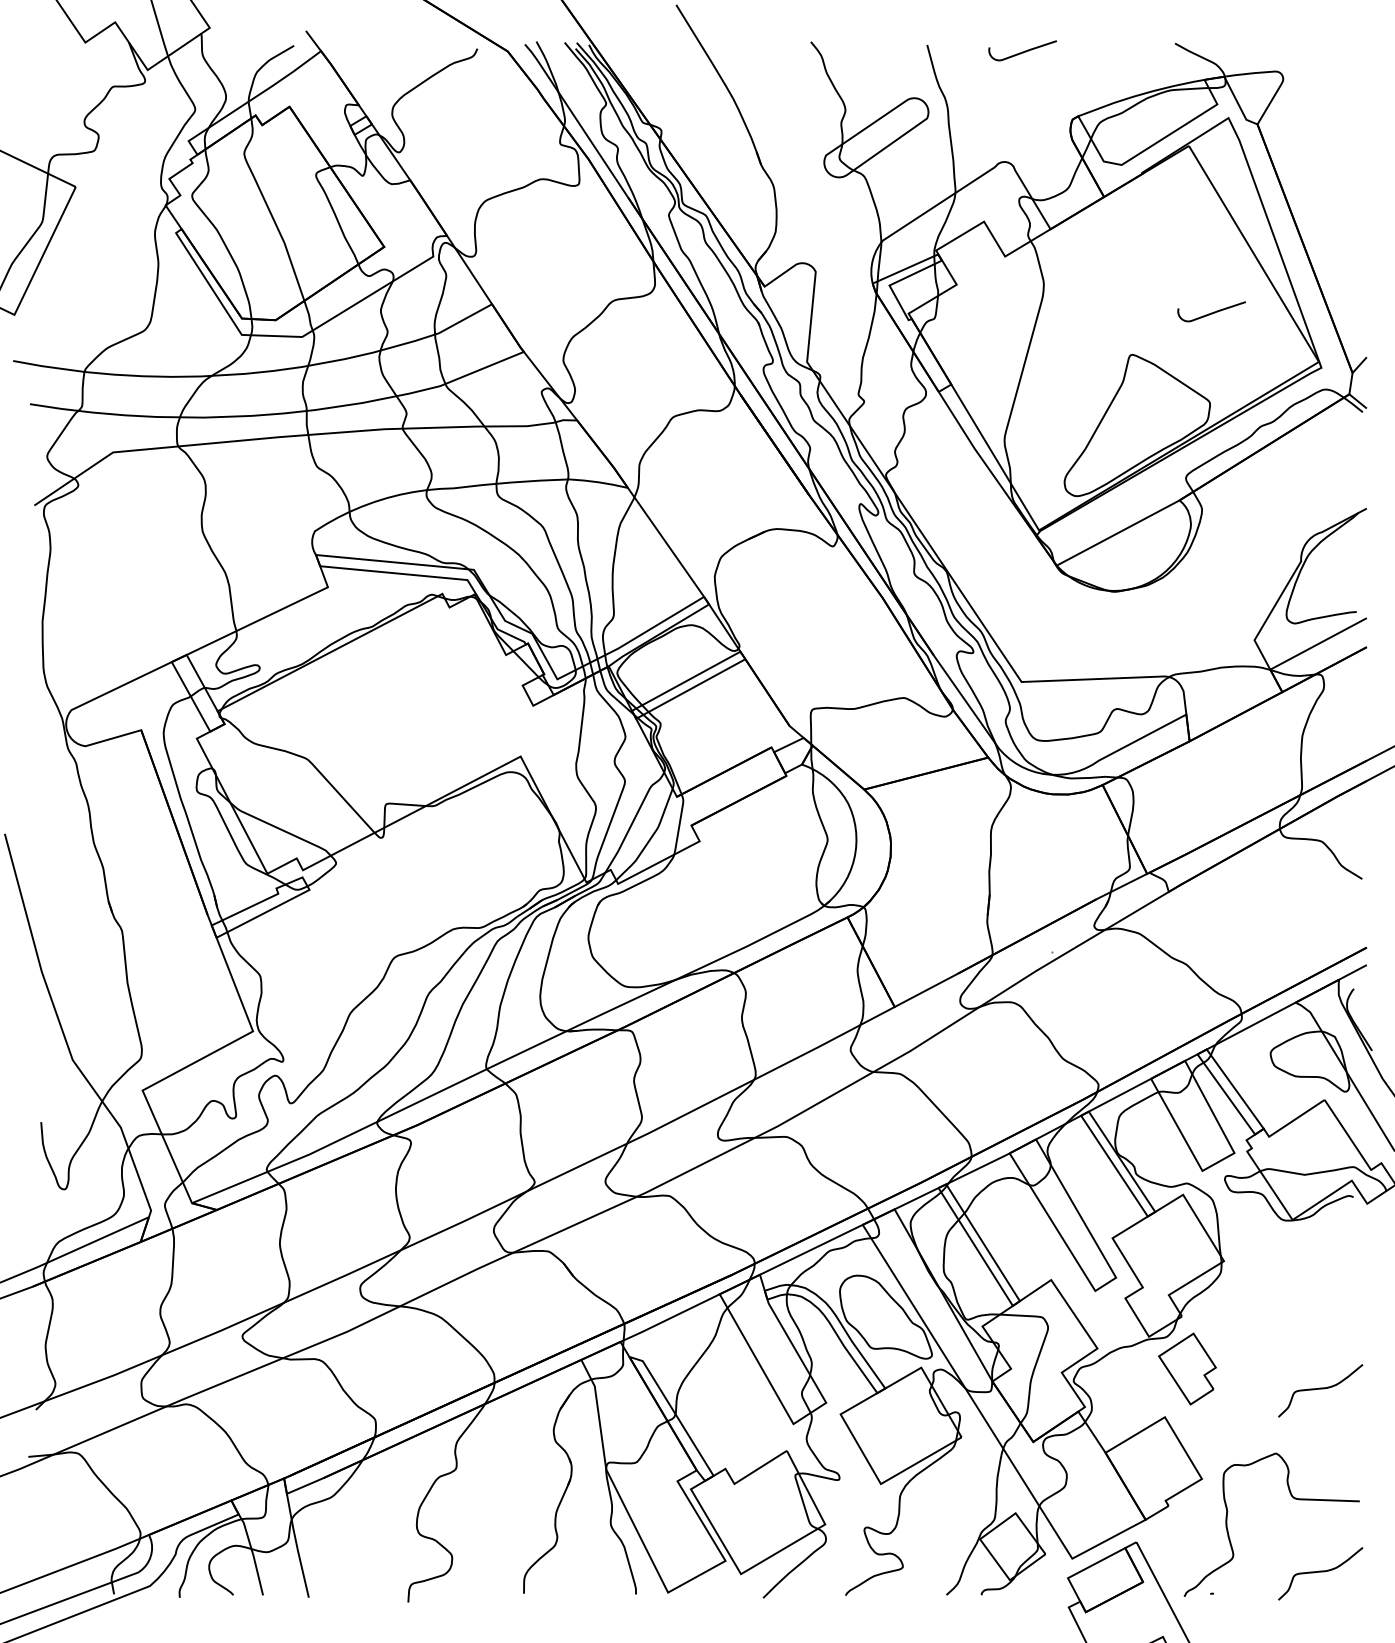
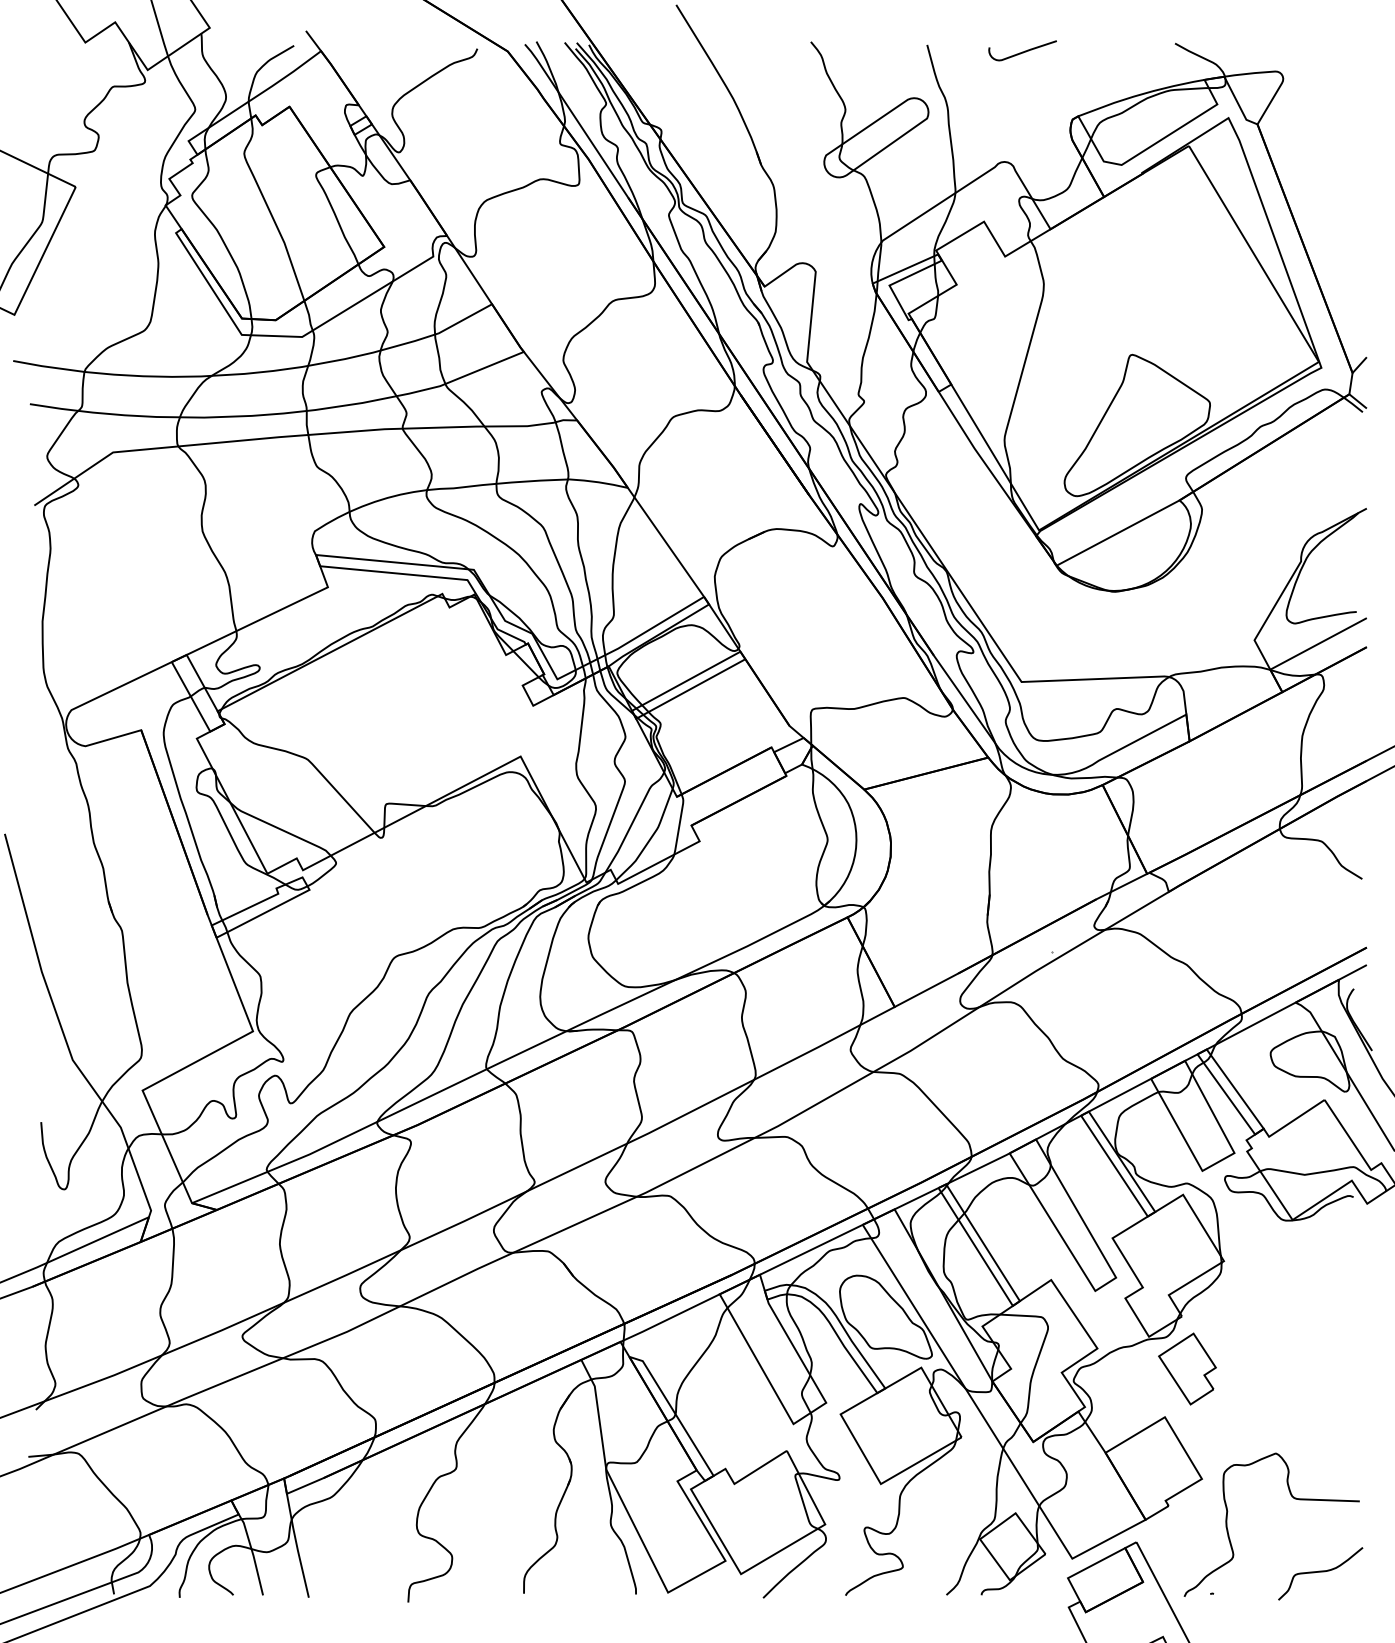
curve: present -> none (1211, 312)
curve: present -> none (1320, 1389)
